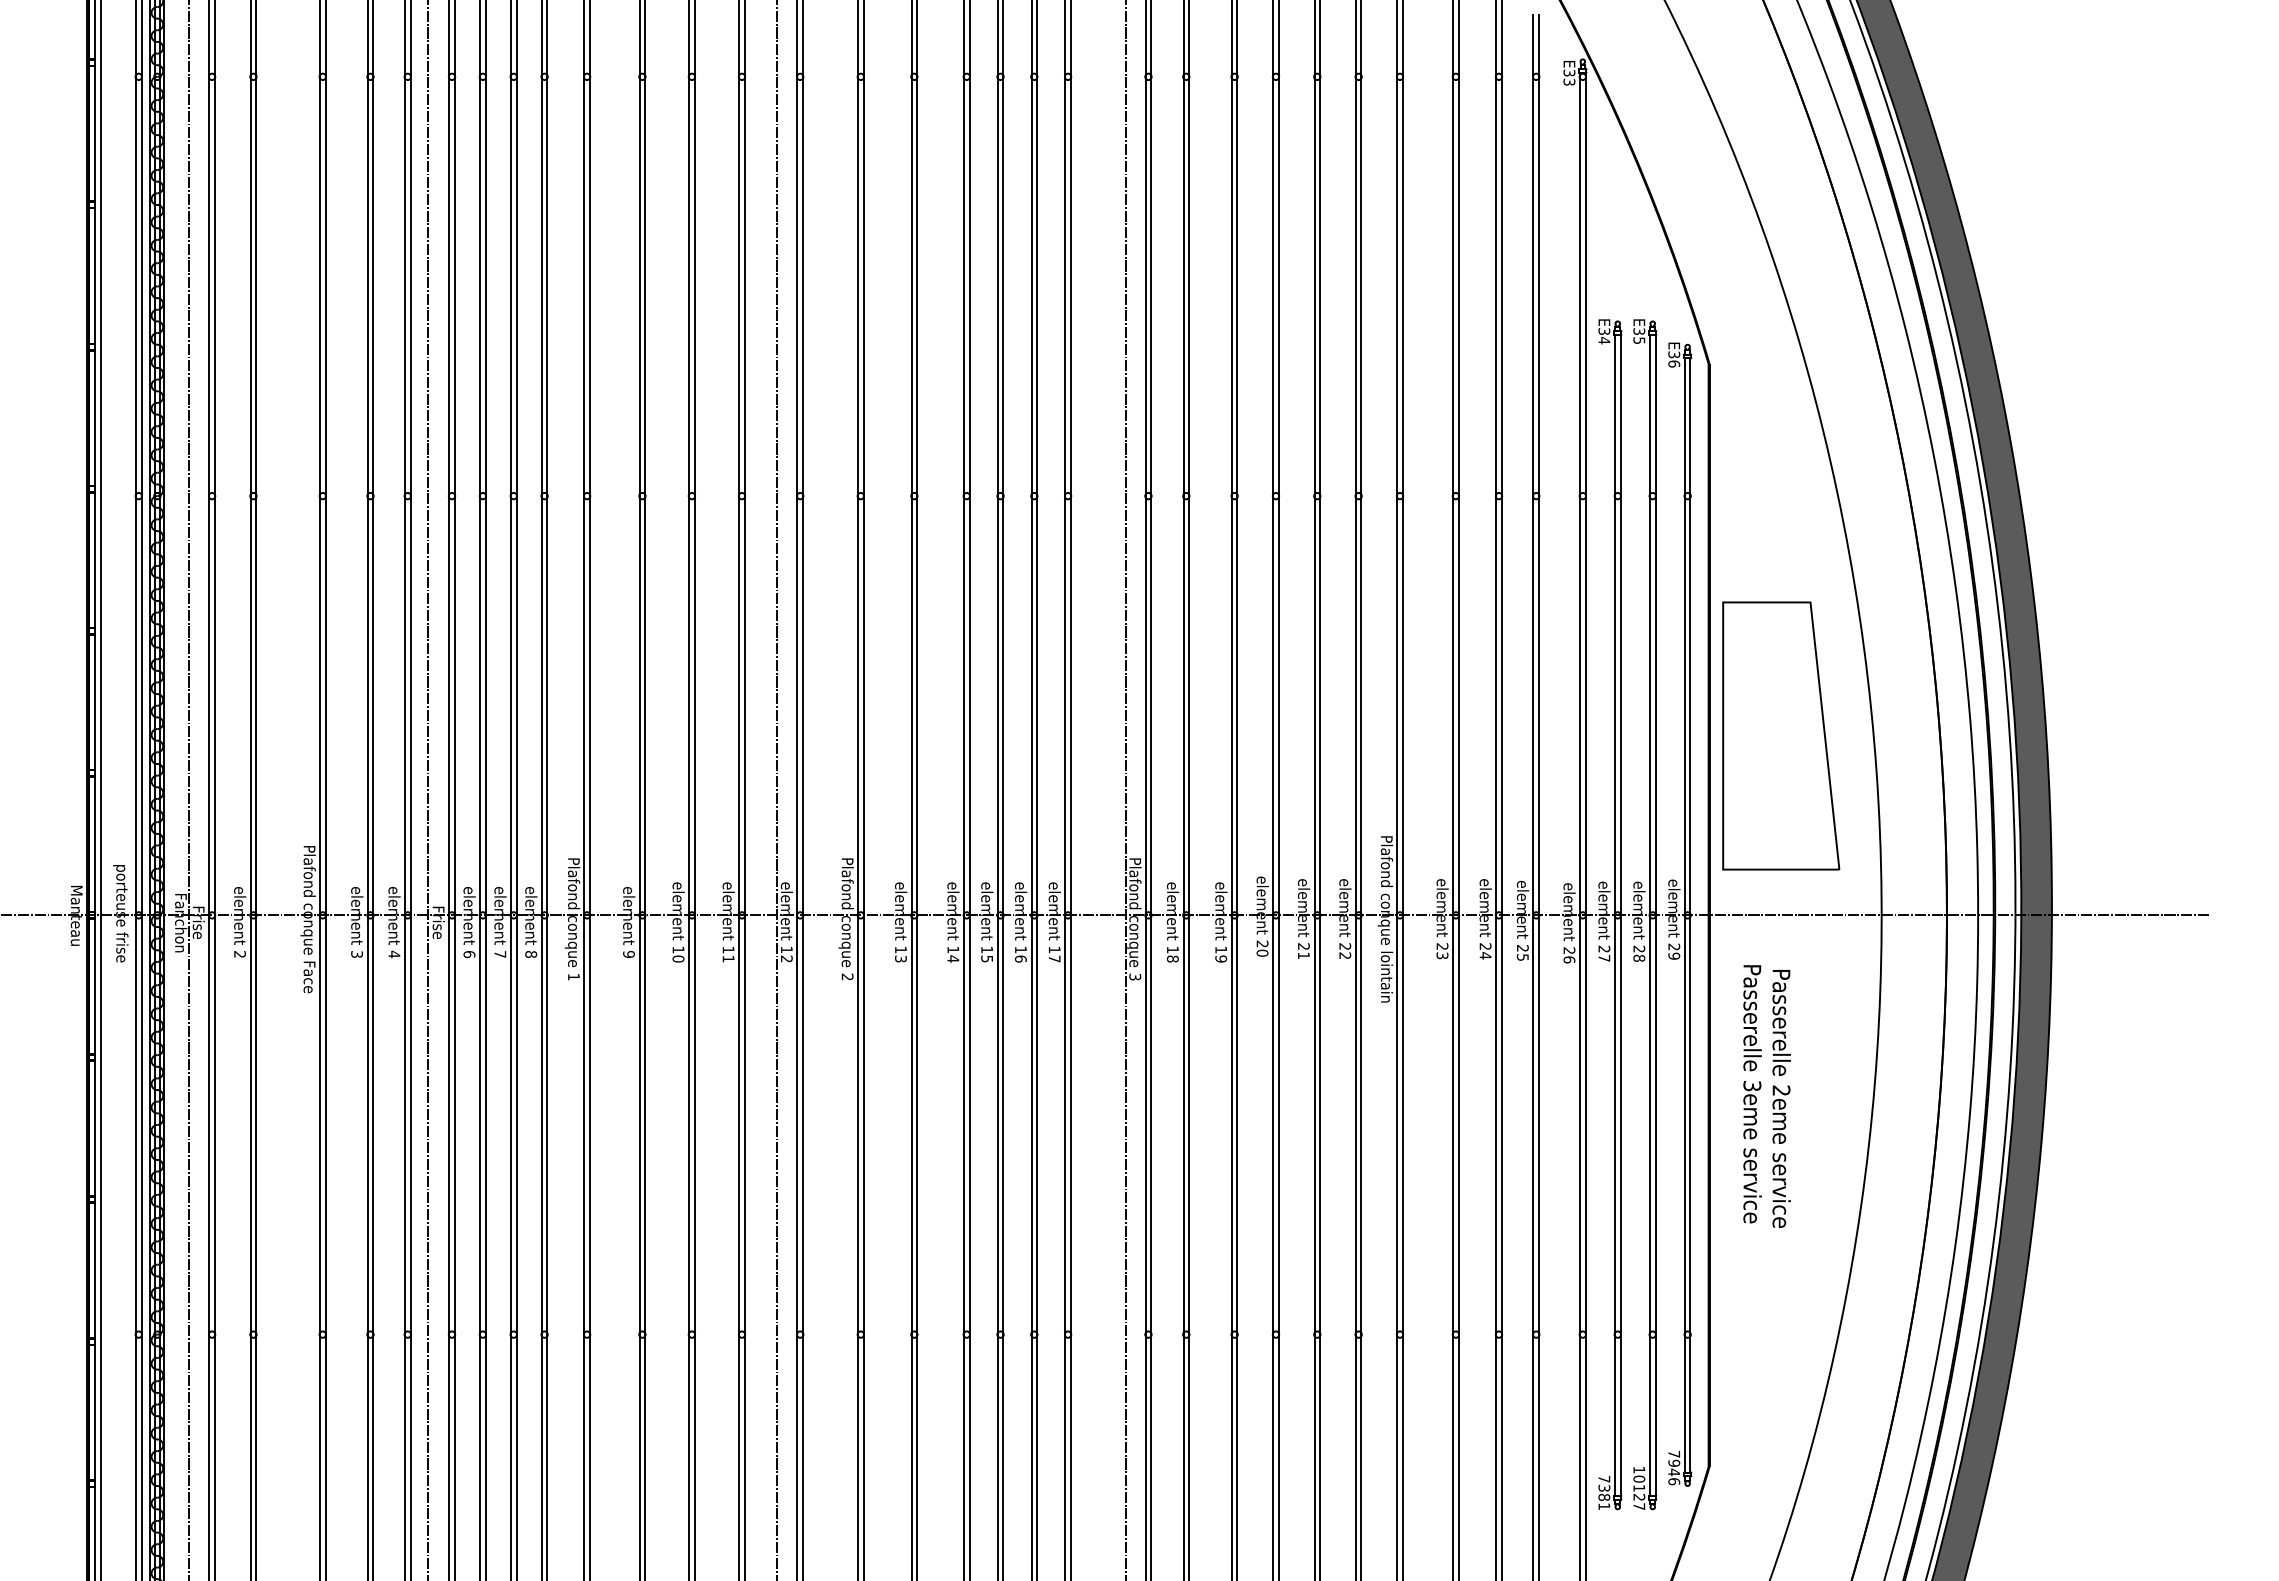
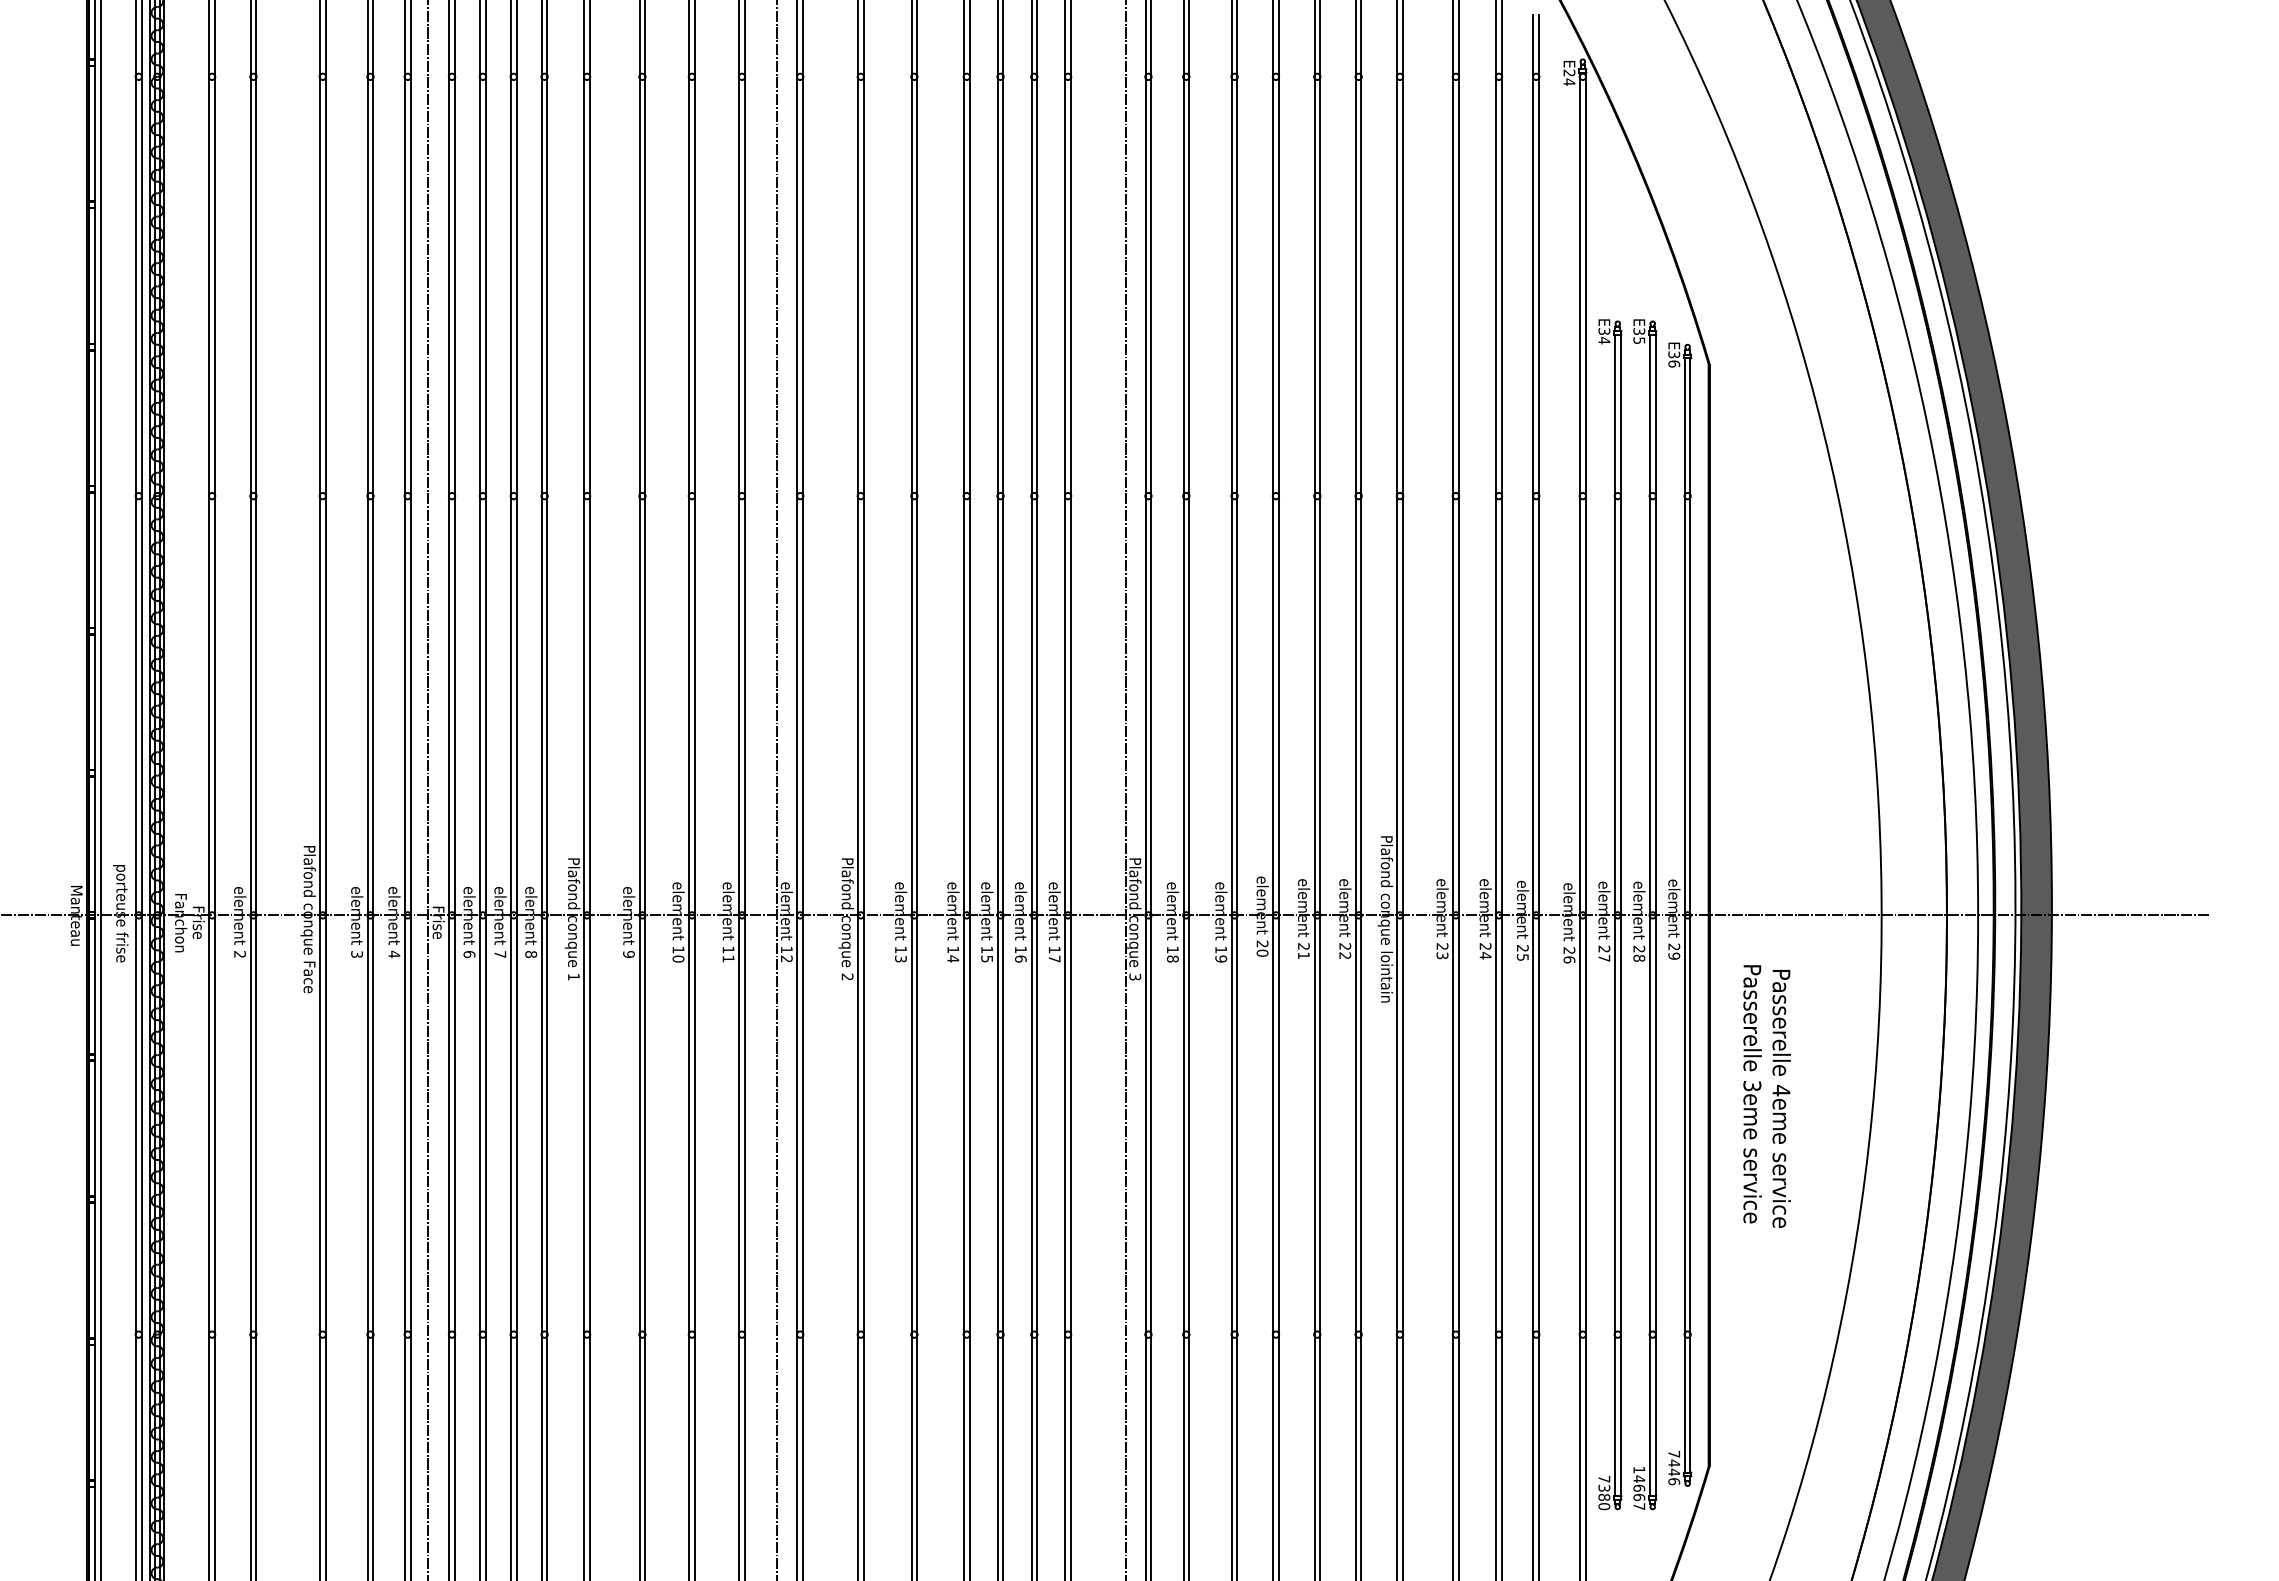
text: E33 -> E24 (1569, 77)
part: present -> none (1781, 735)
line: present -> none (188, 789)
text: 2eme -> 4eme (1781, 1090)
text: 7946 -> 7446 (1674, 1463)
text: 10127 -> 14667 (1639, 1488)
text: 7381 -> 7380 (1604, 1506)
